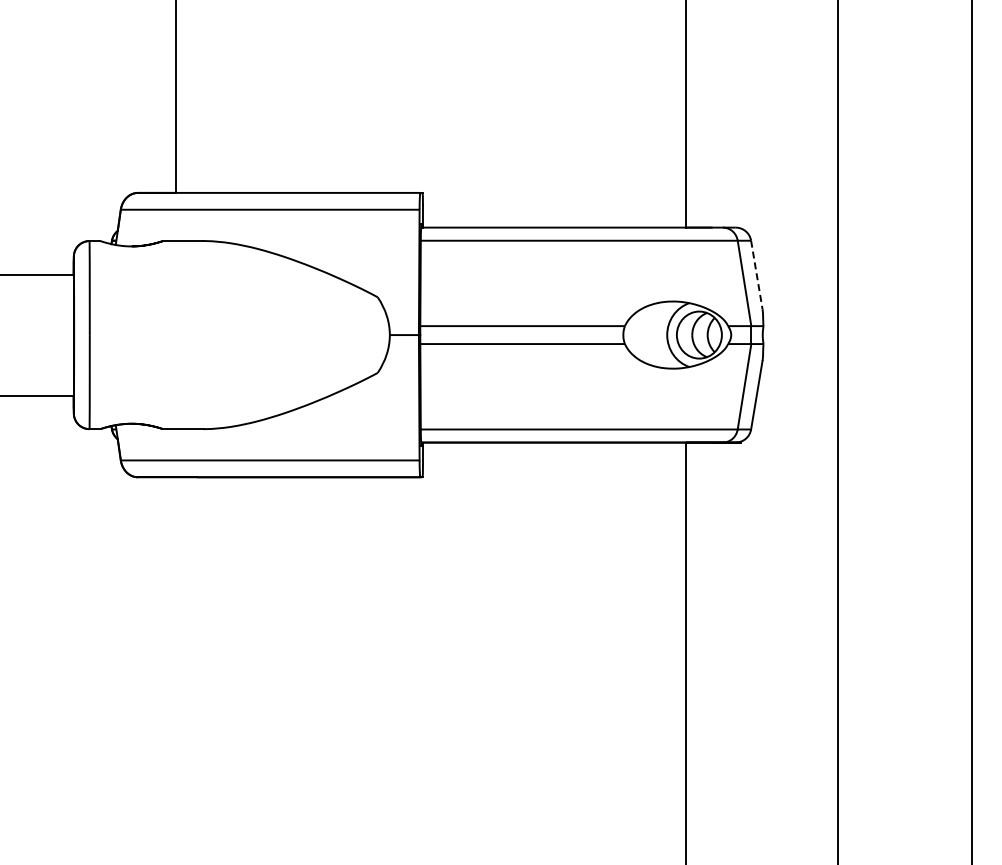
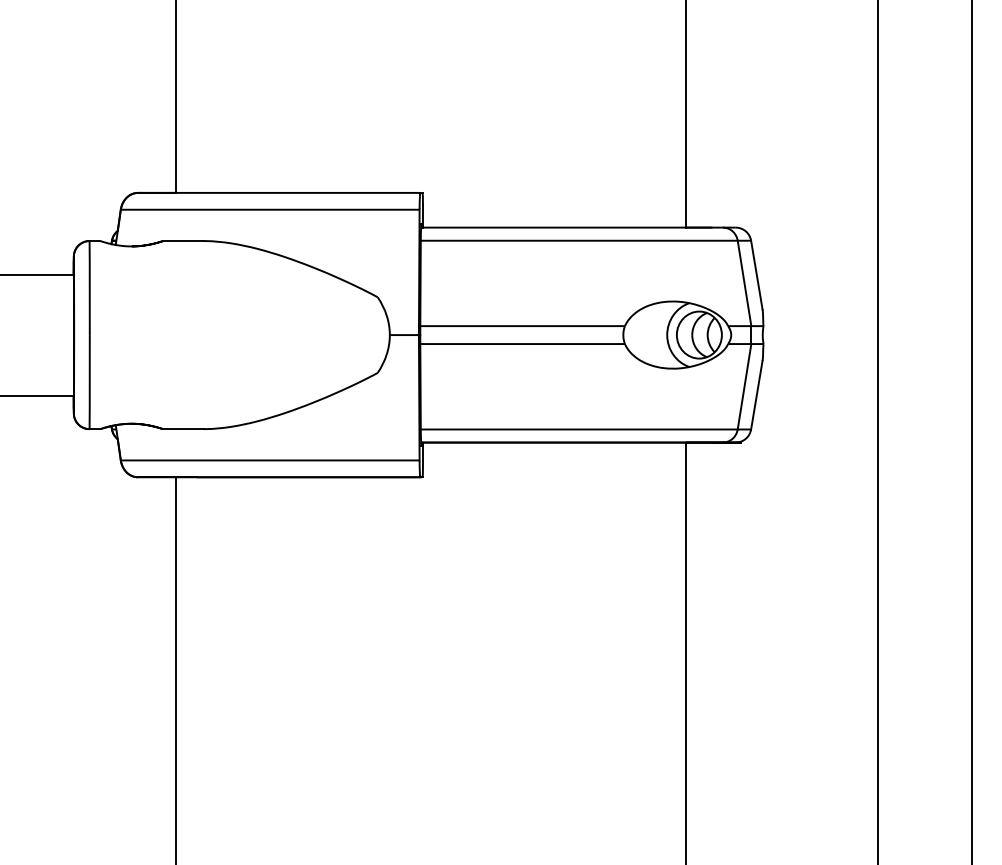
line: dashed -> solid (756, 274)
line position: (837, 431) -> (877, 431) (877, 431)
line: none -> present (175, 669)
